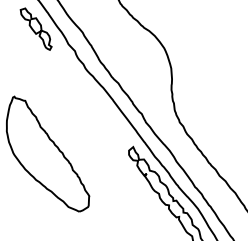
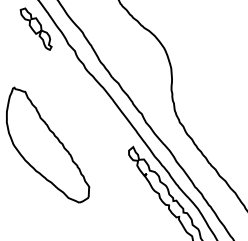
part position: (48, 153) -> (48, 144) (48, 144)
